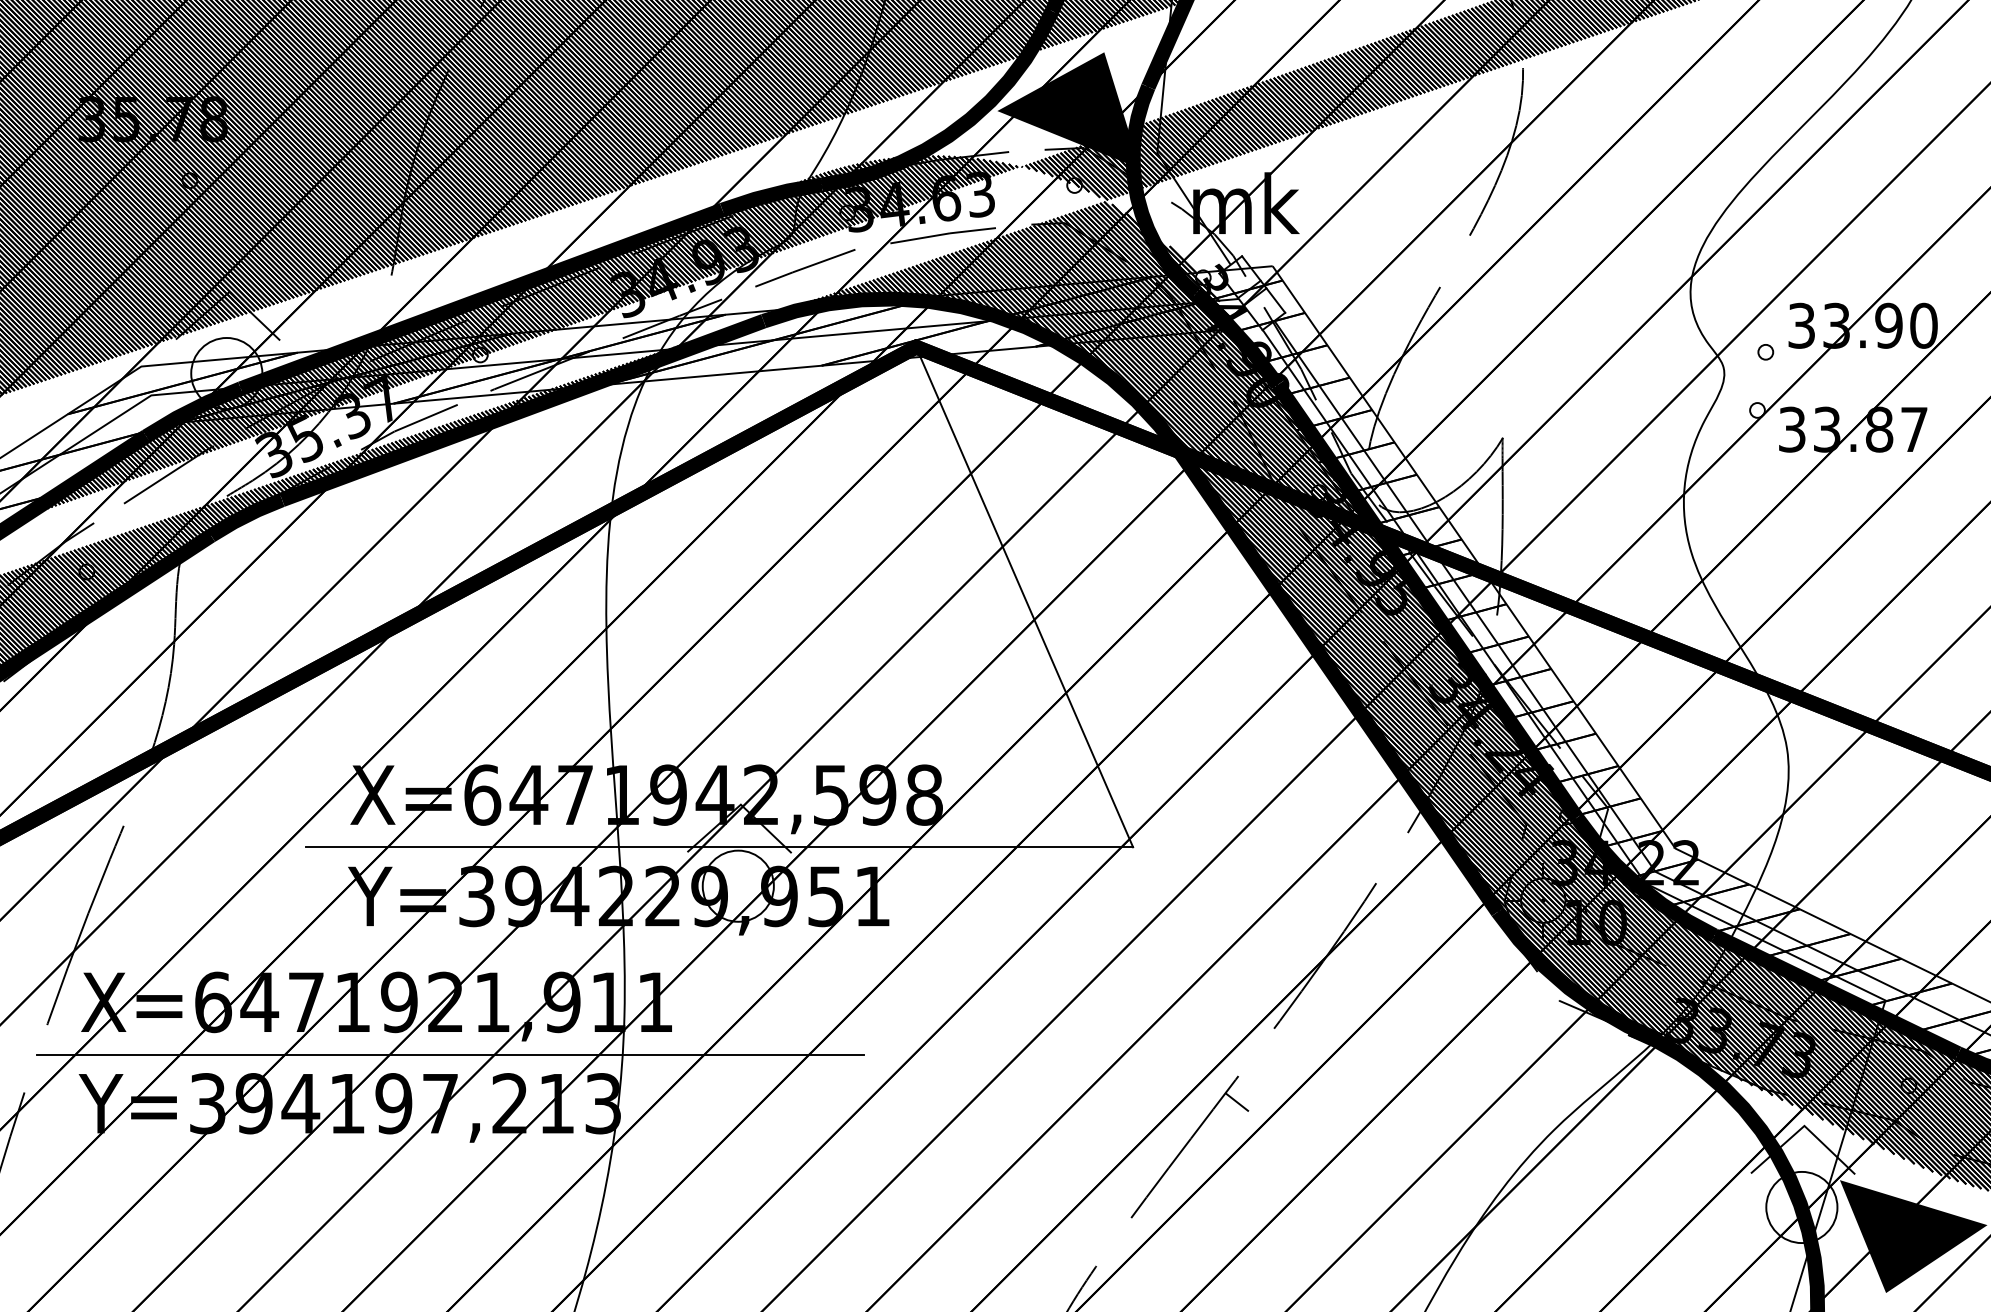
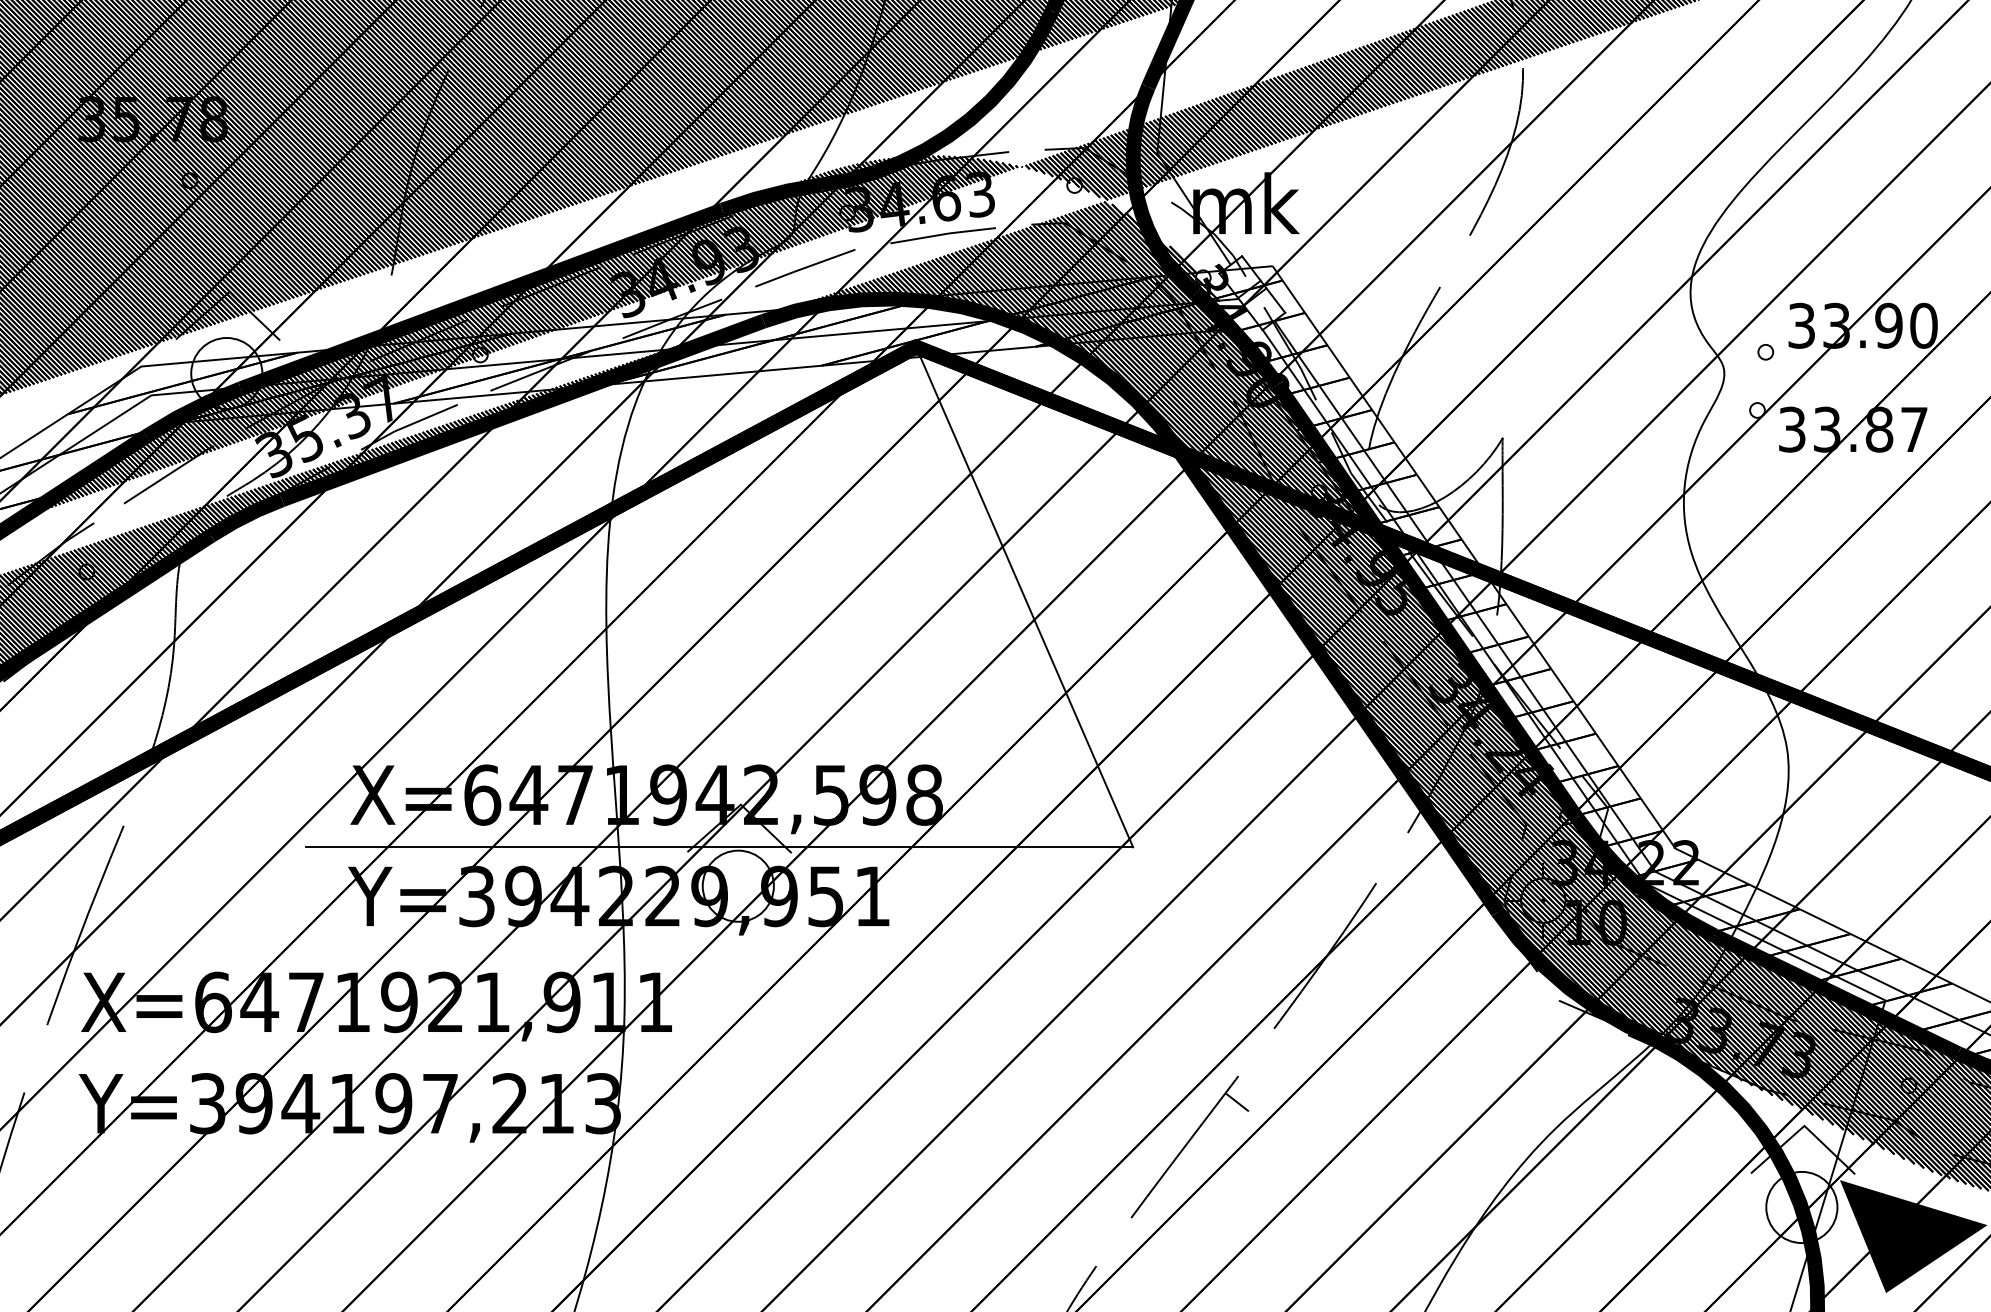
fill: present -> none (1068, 110)
line: present -> none (450, 1054)
